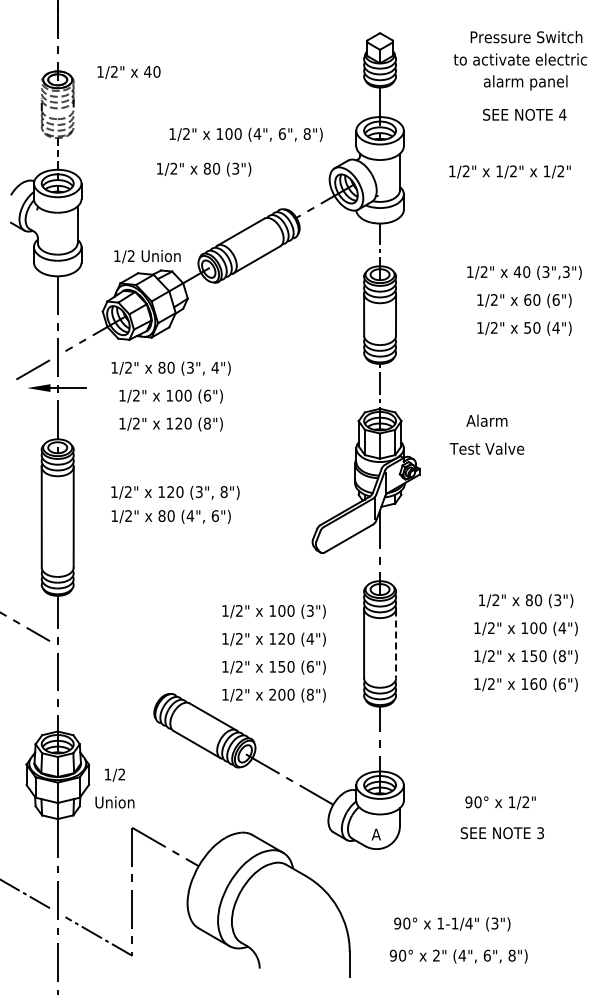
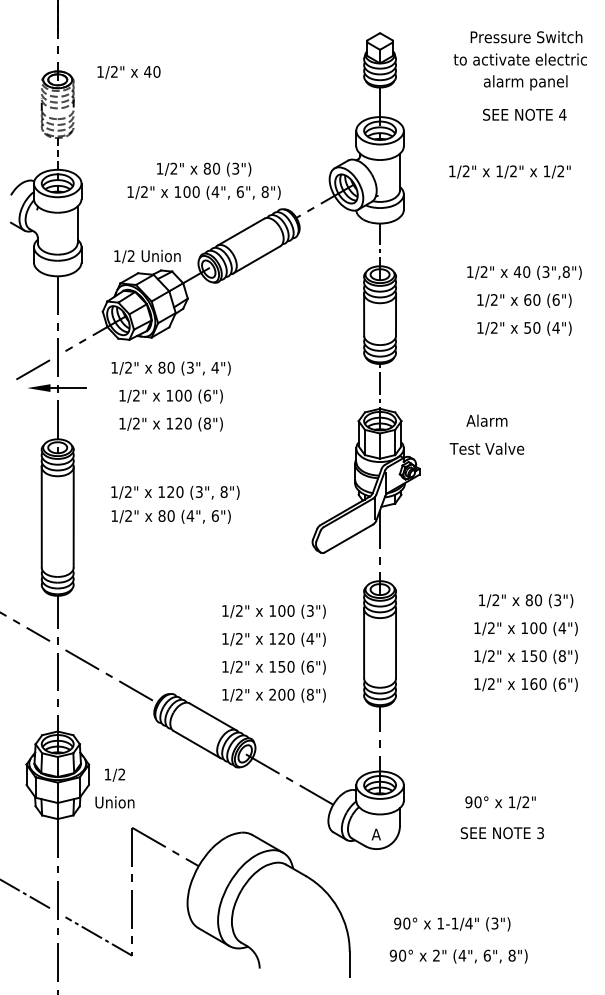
text position: (245, 134) -> (203, 192) (203, 192)
text: (3",3") -> (3",8") (565, 271)
line: dashed -> solid (396, 644)
line: none -> present (111, 676)
